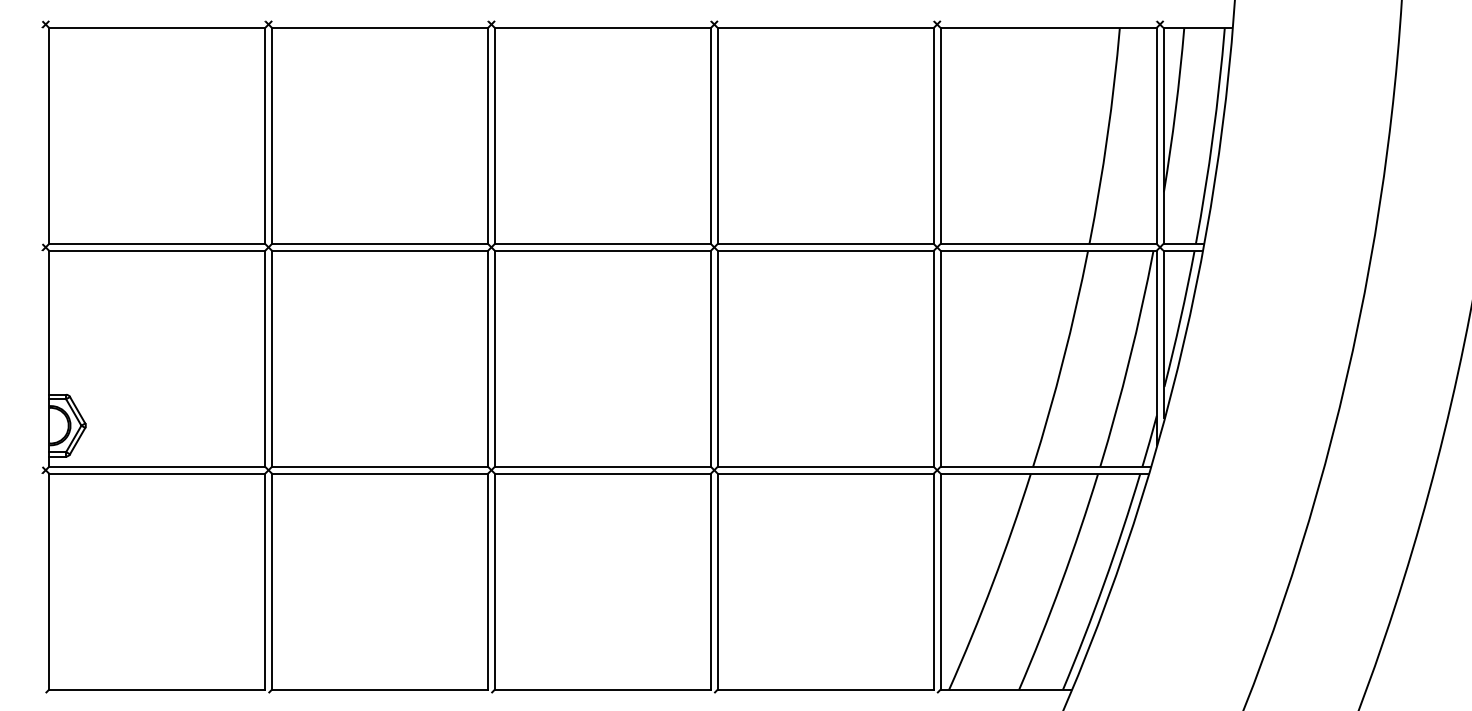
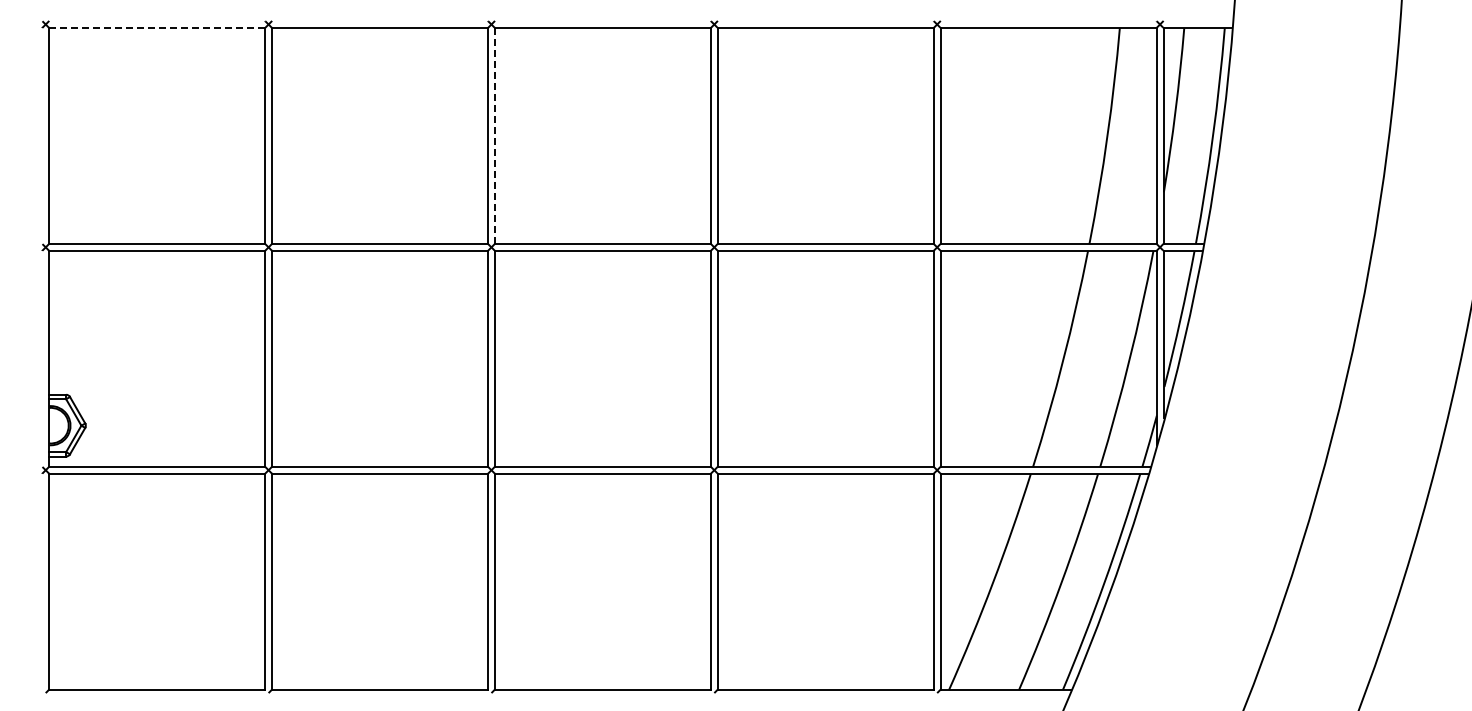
line: solid -> dashed (157, 28)
line: solid -> dashed (495, 135)
